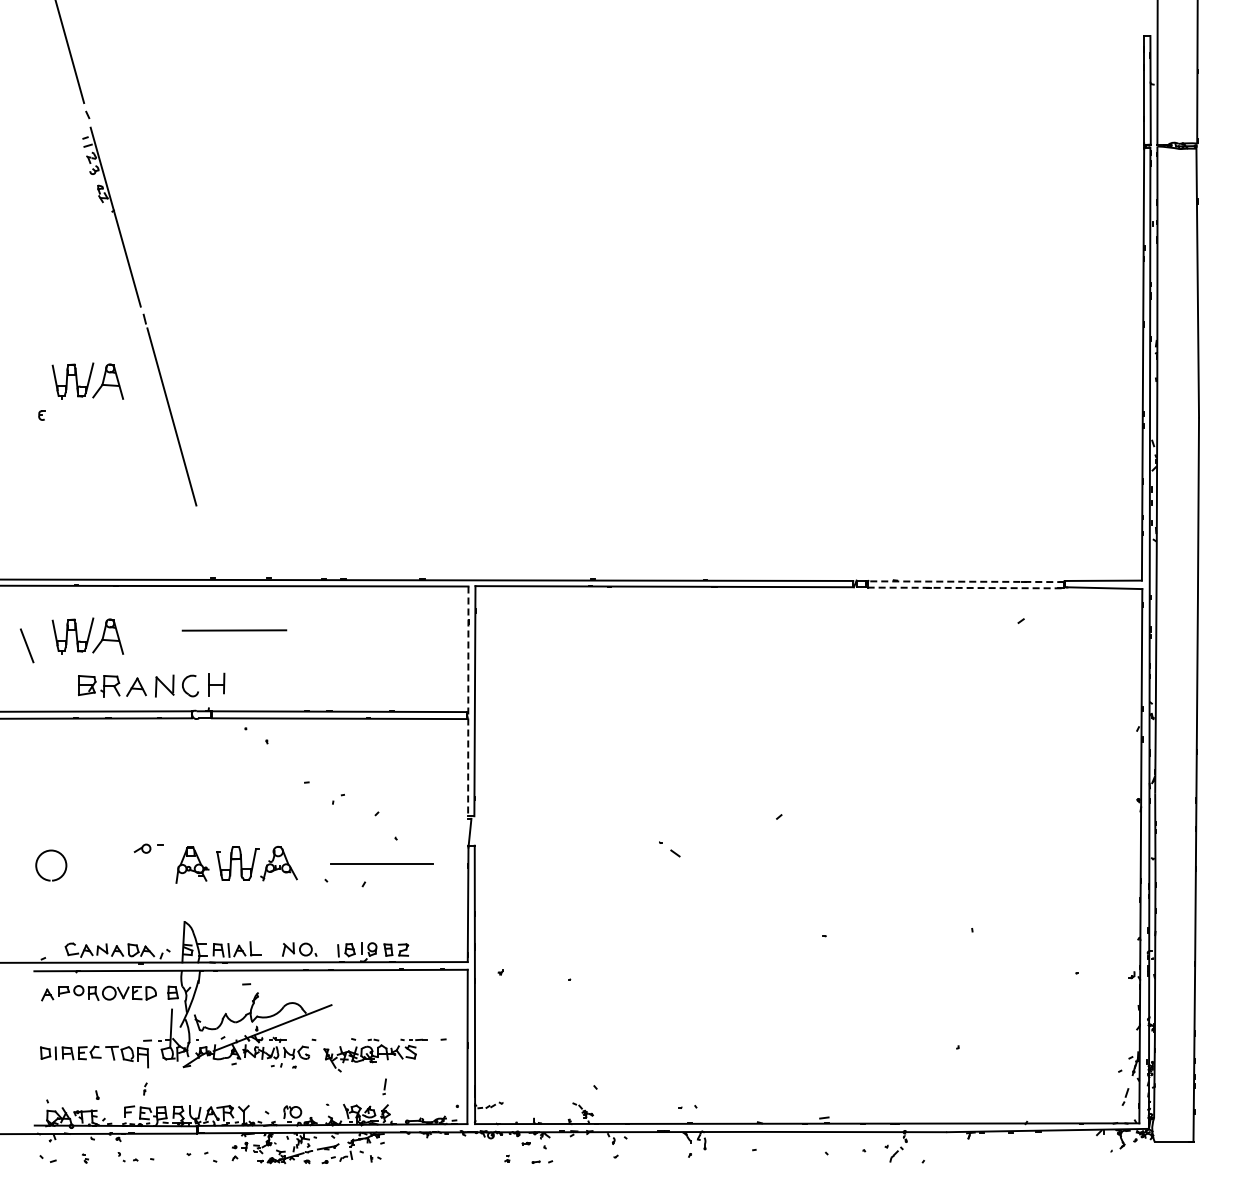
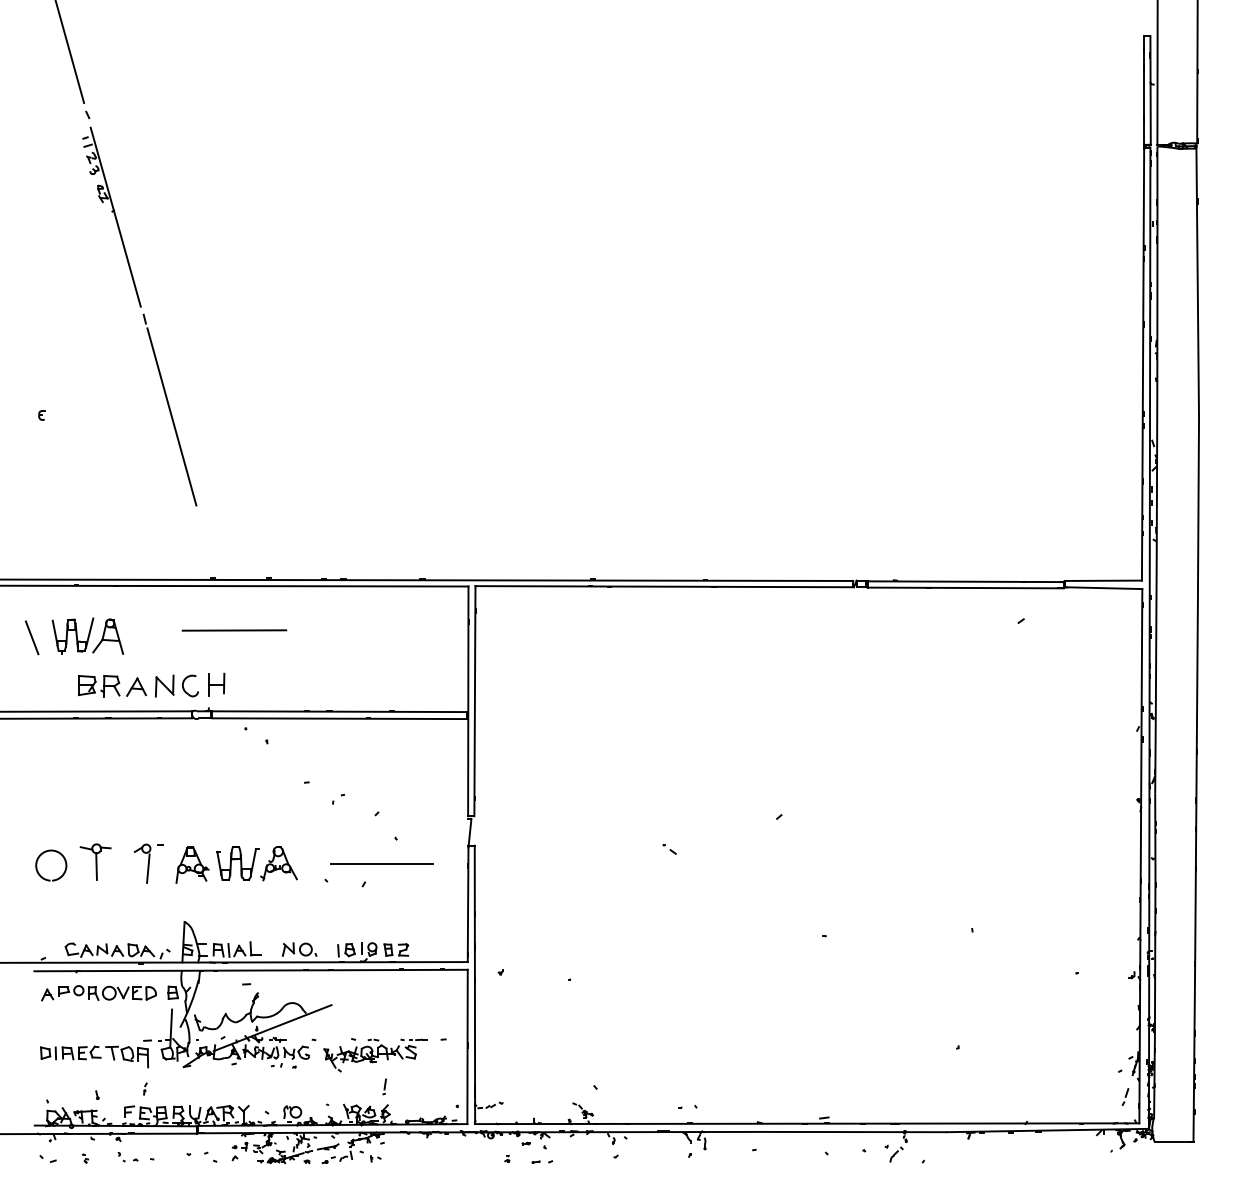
part: present -> none (87, 380)
line: dashed -> solid (965, 581)
line: dashed -> solid (966, 587)
line position: (26, 645) -> (31, 637) (31, 637)
line: dashed -> solid (468, 701)
part size: 22x17 px -> 15x11 px (669, 849)
part: none -> present (95, 861)
line: none -> present (148, 868)
